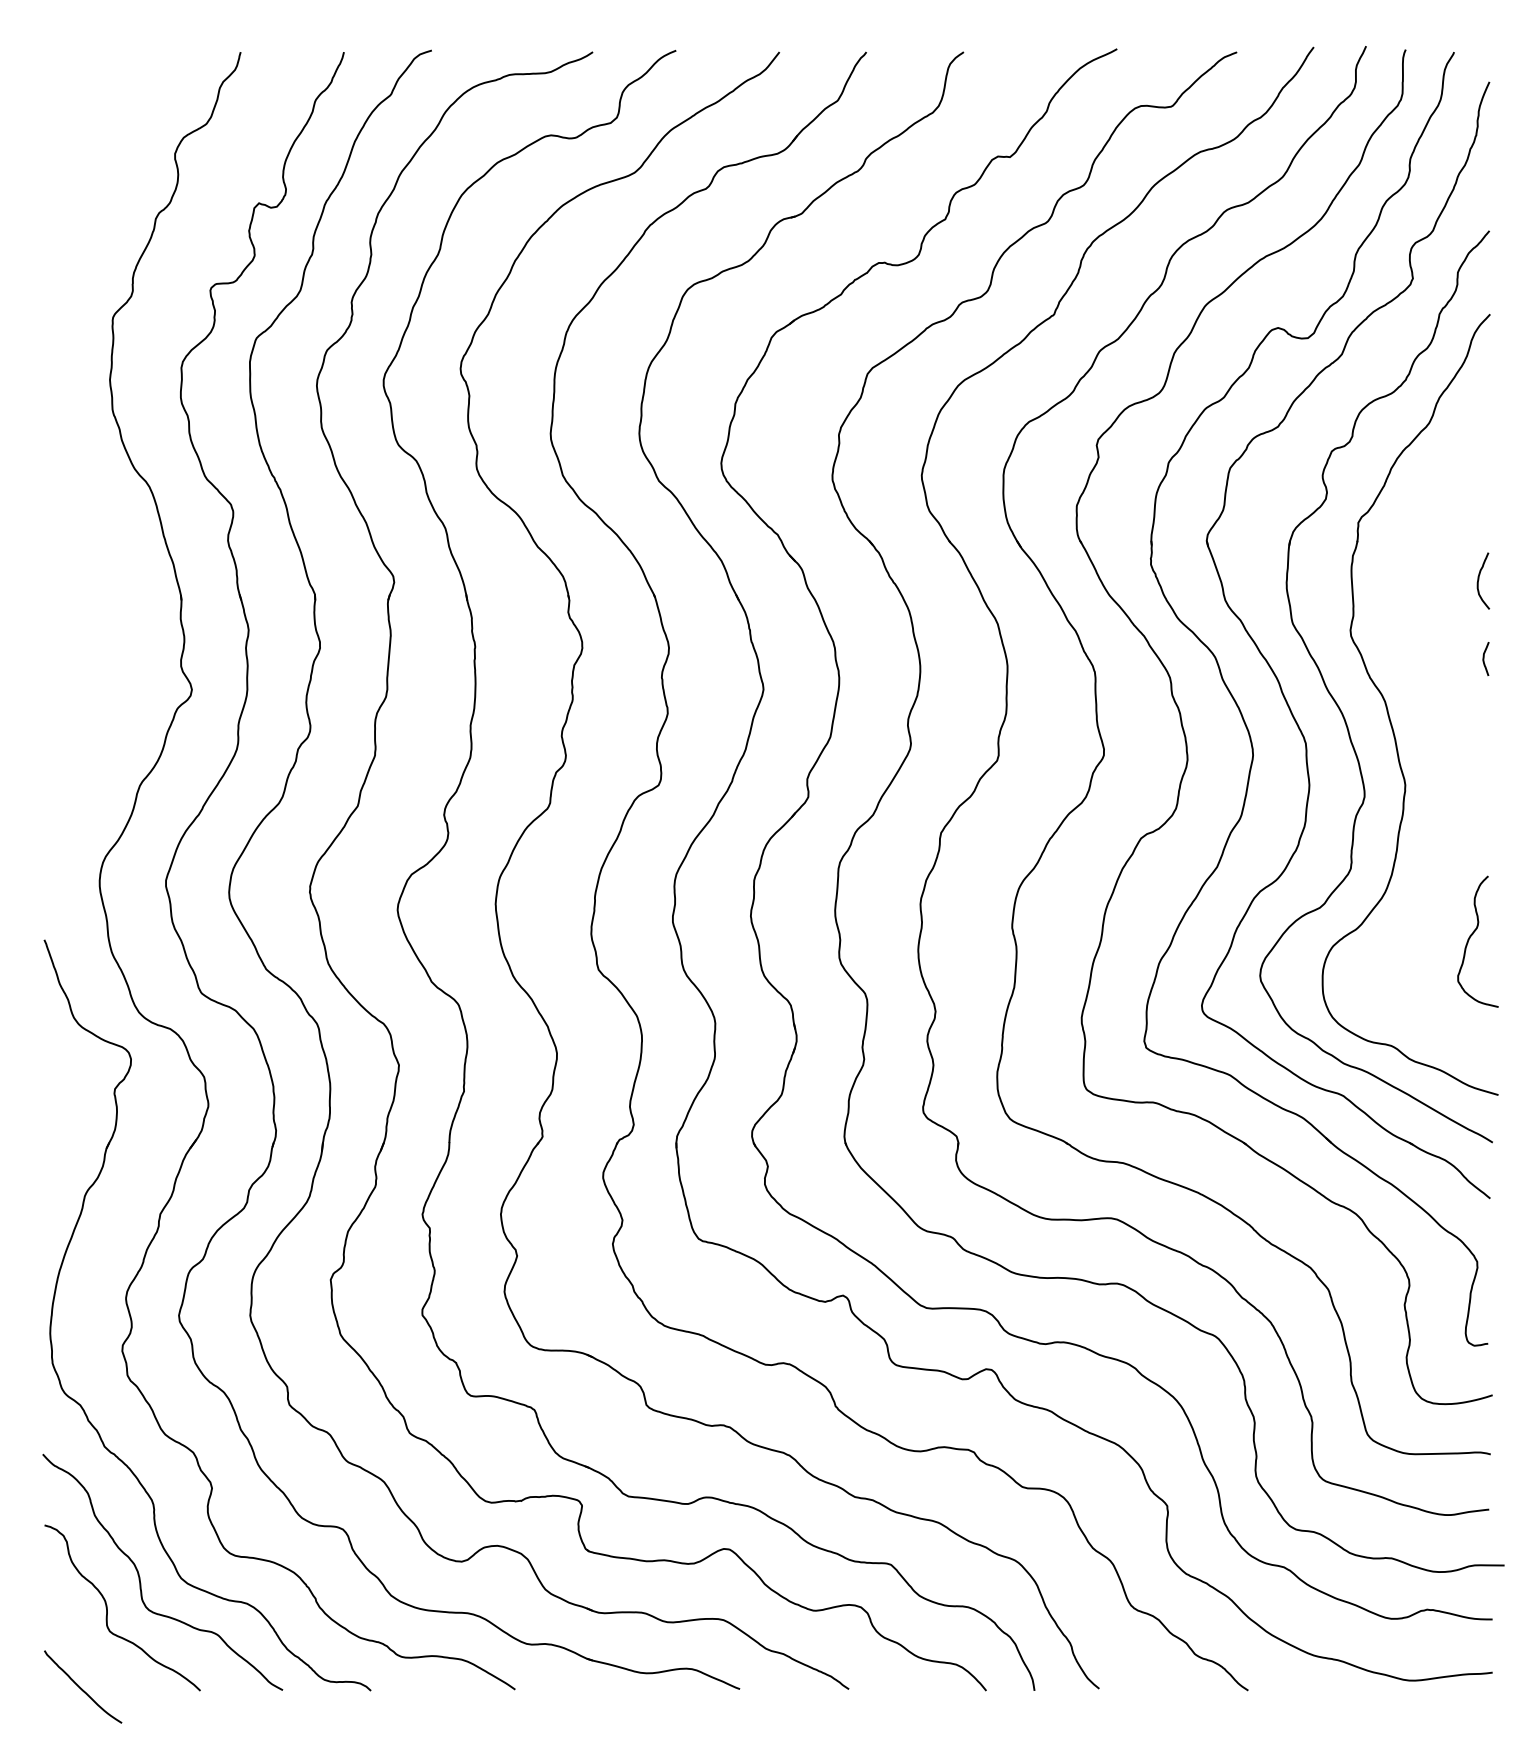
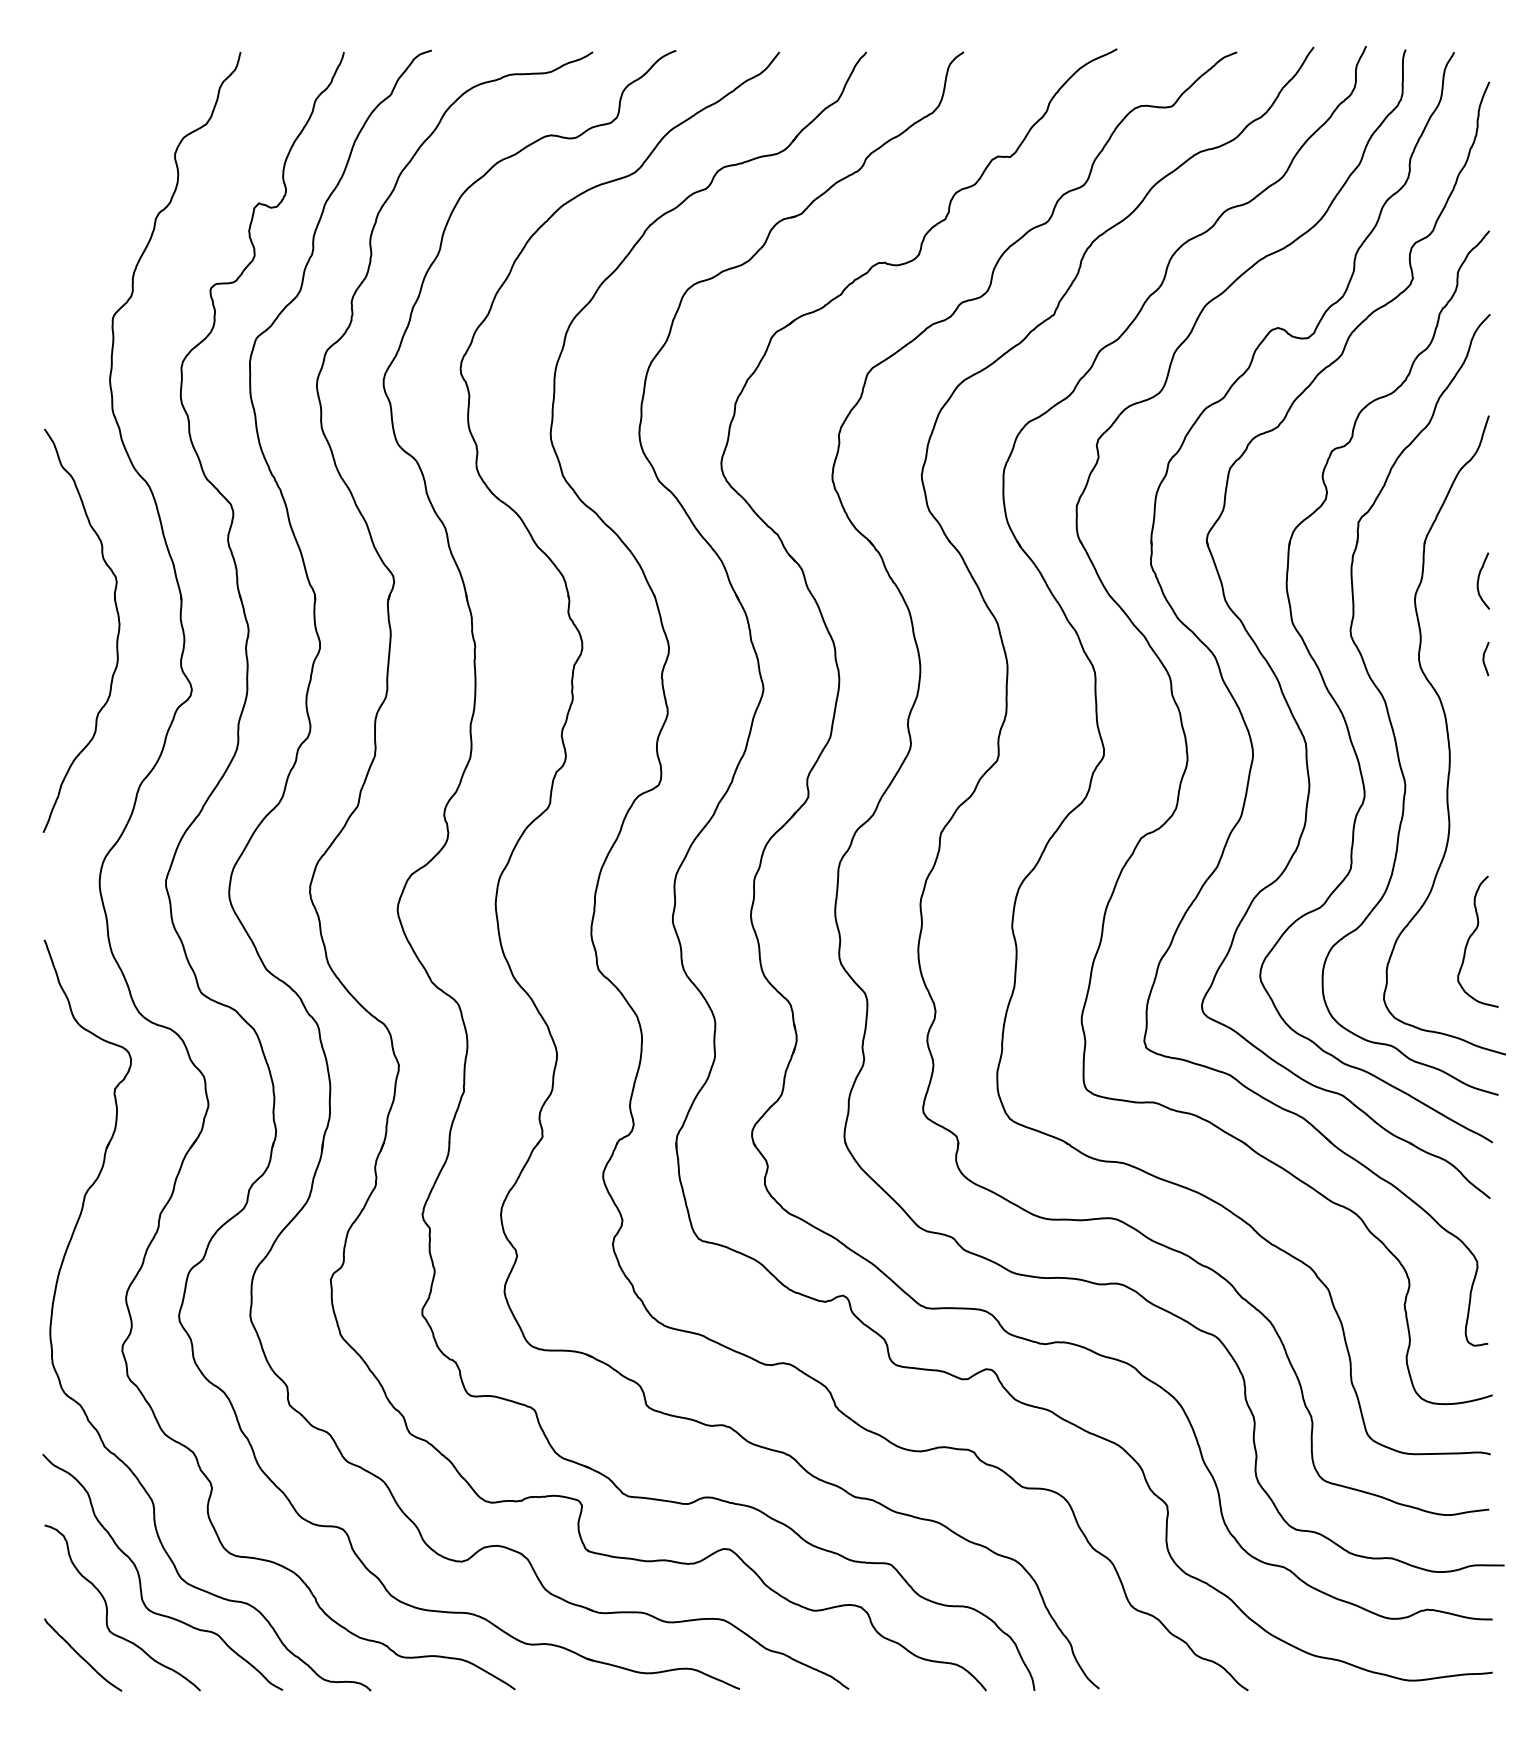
part: none -> present (116, 637)
part: none -> present (1444, 735)
curve position: (81, 1687) -> (81, 1655) (81, 1655)
